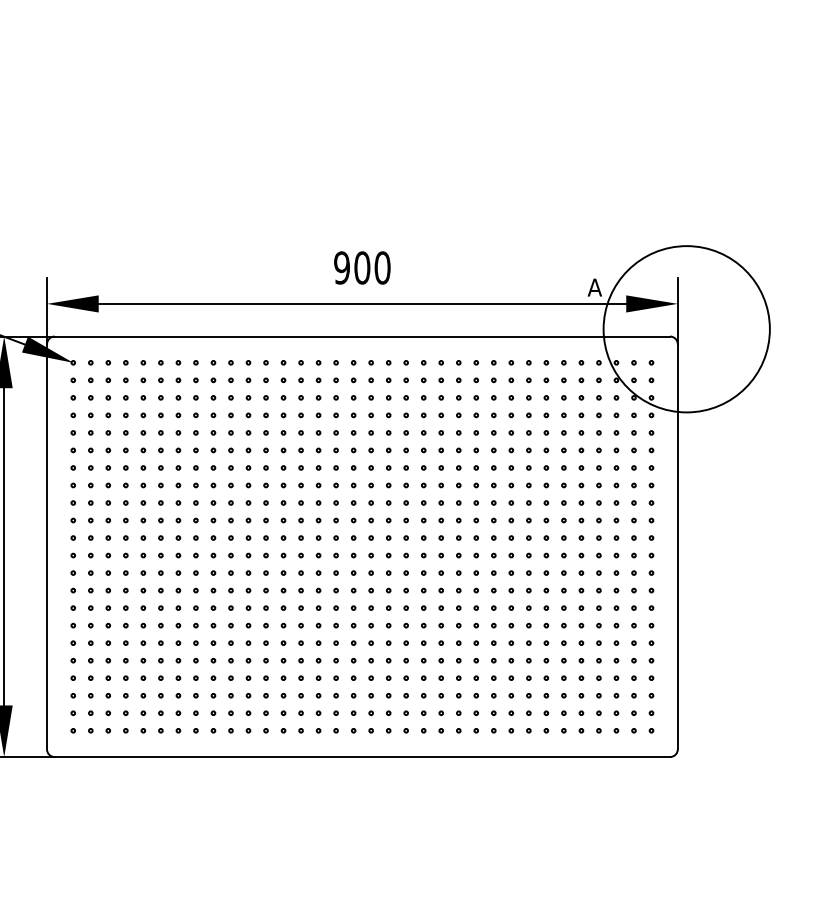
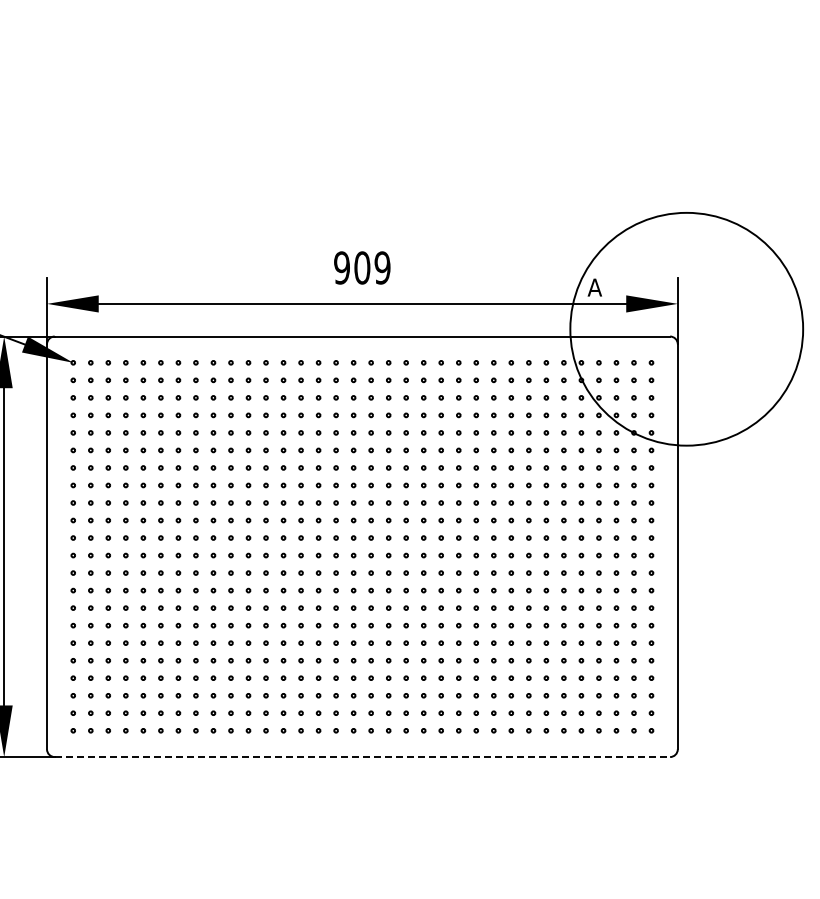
text: 900 -> 909 (382, 267)
circle diameter: 166 px -> 233 px (686, 328)
line: solid -> dashed (362, 757)
